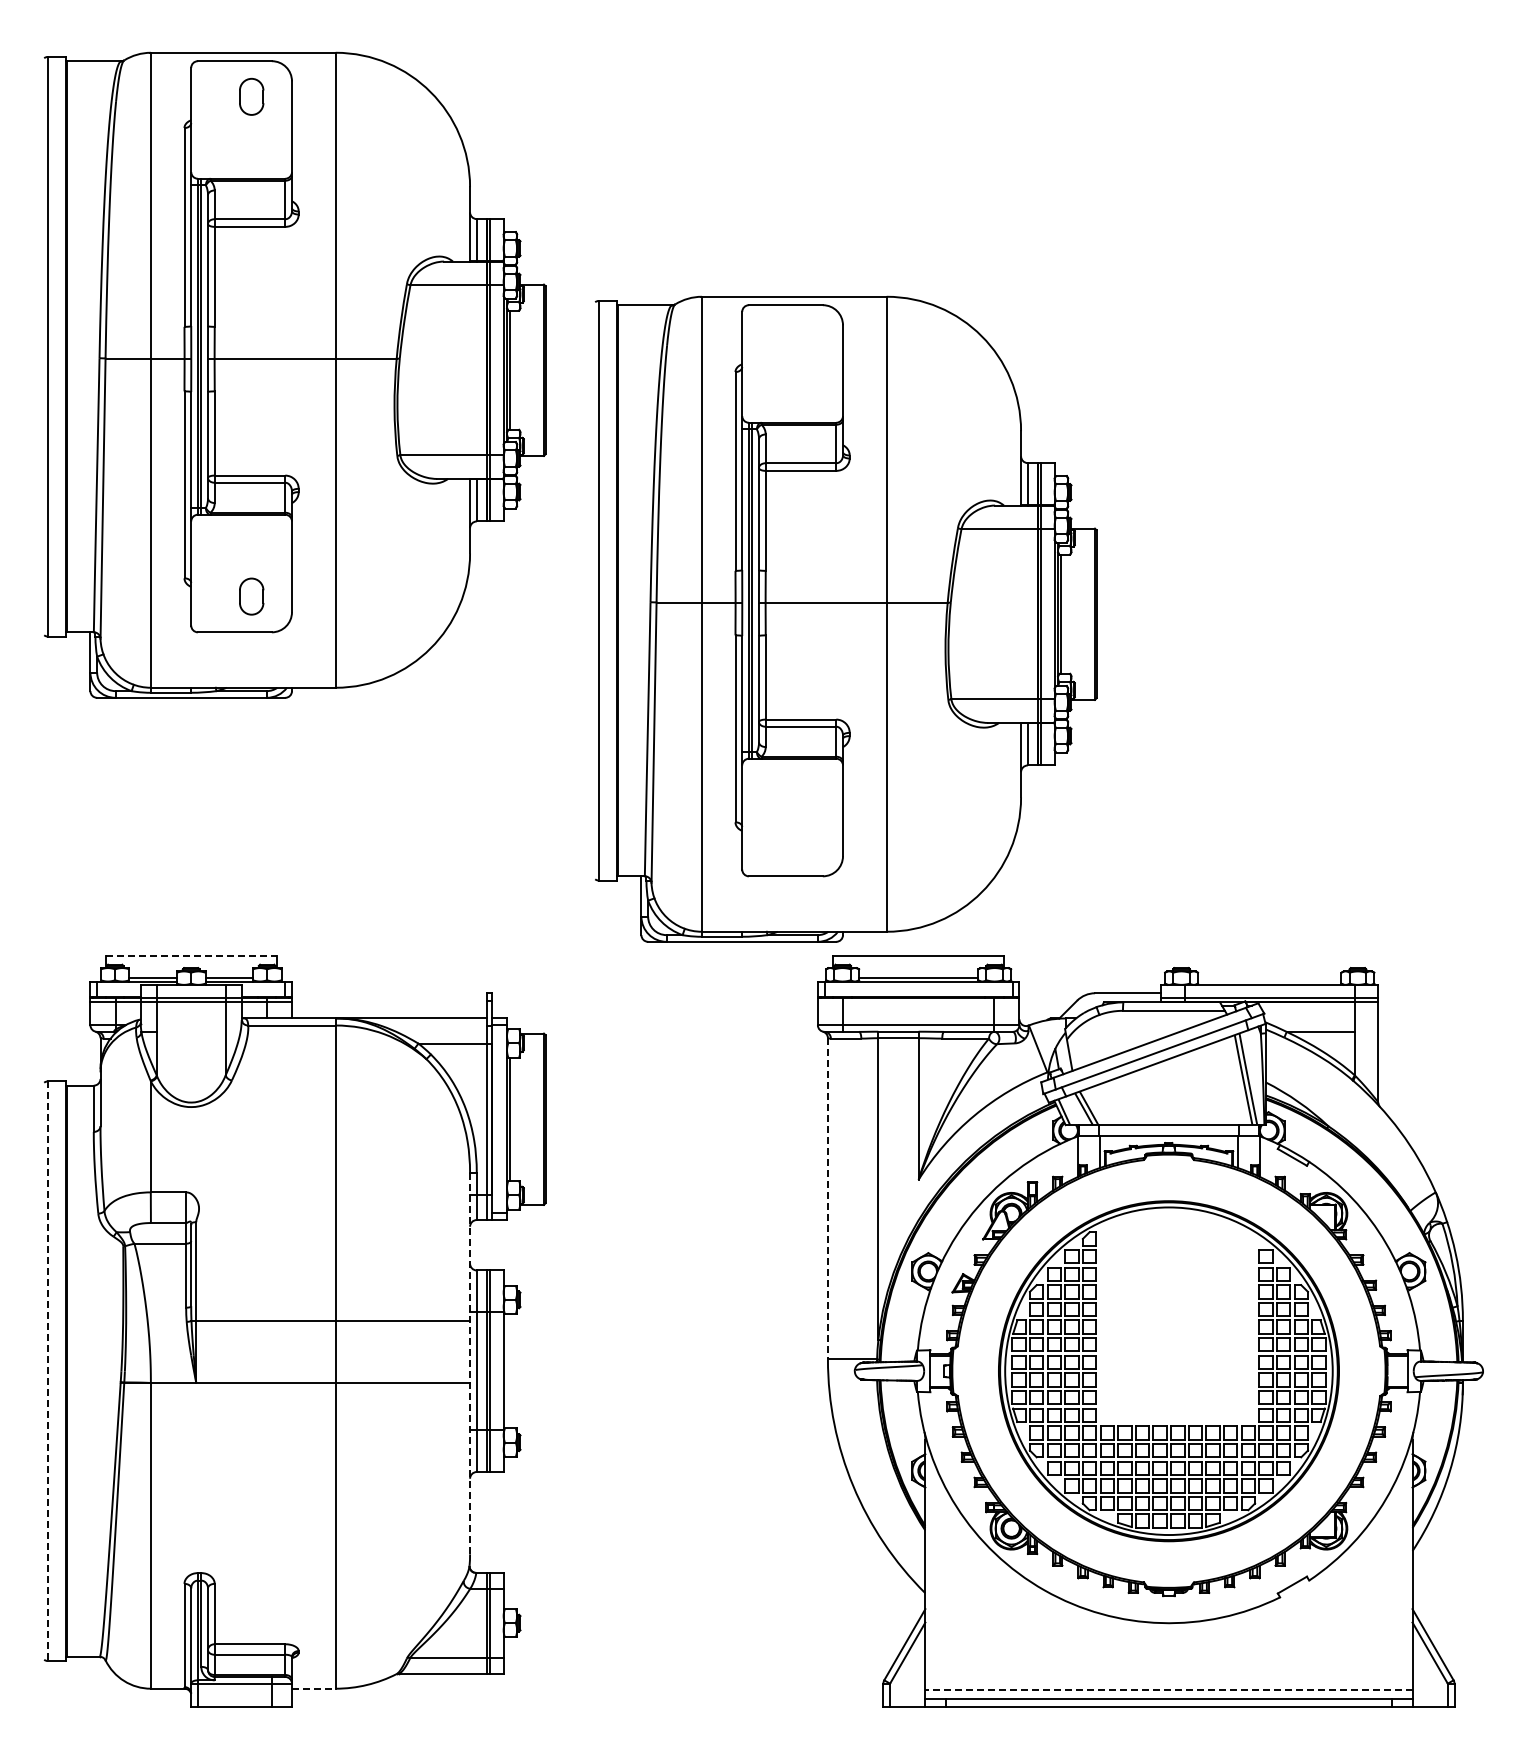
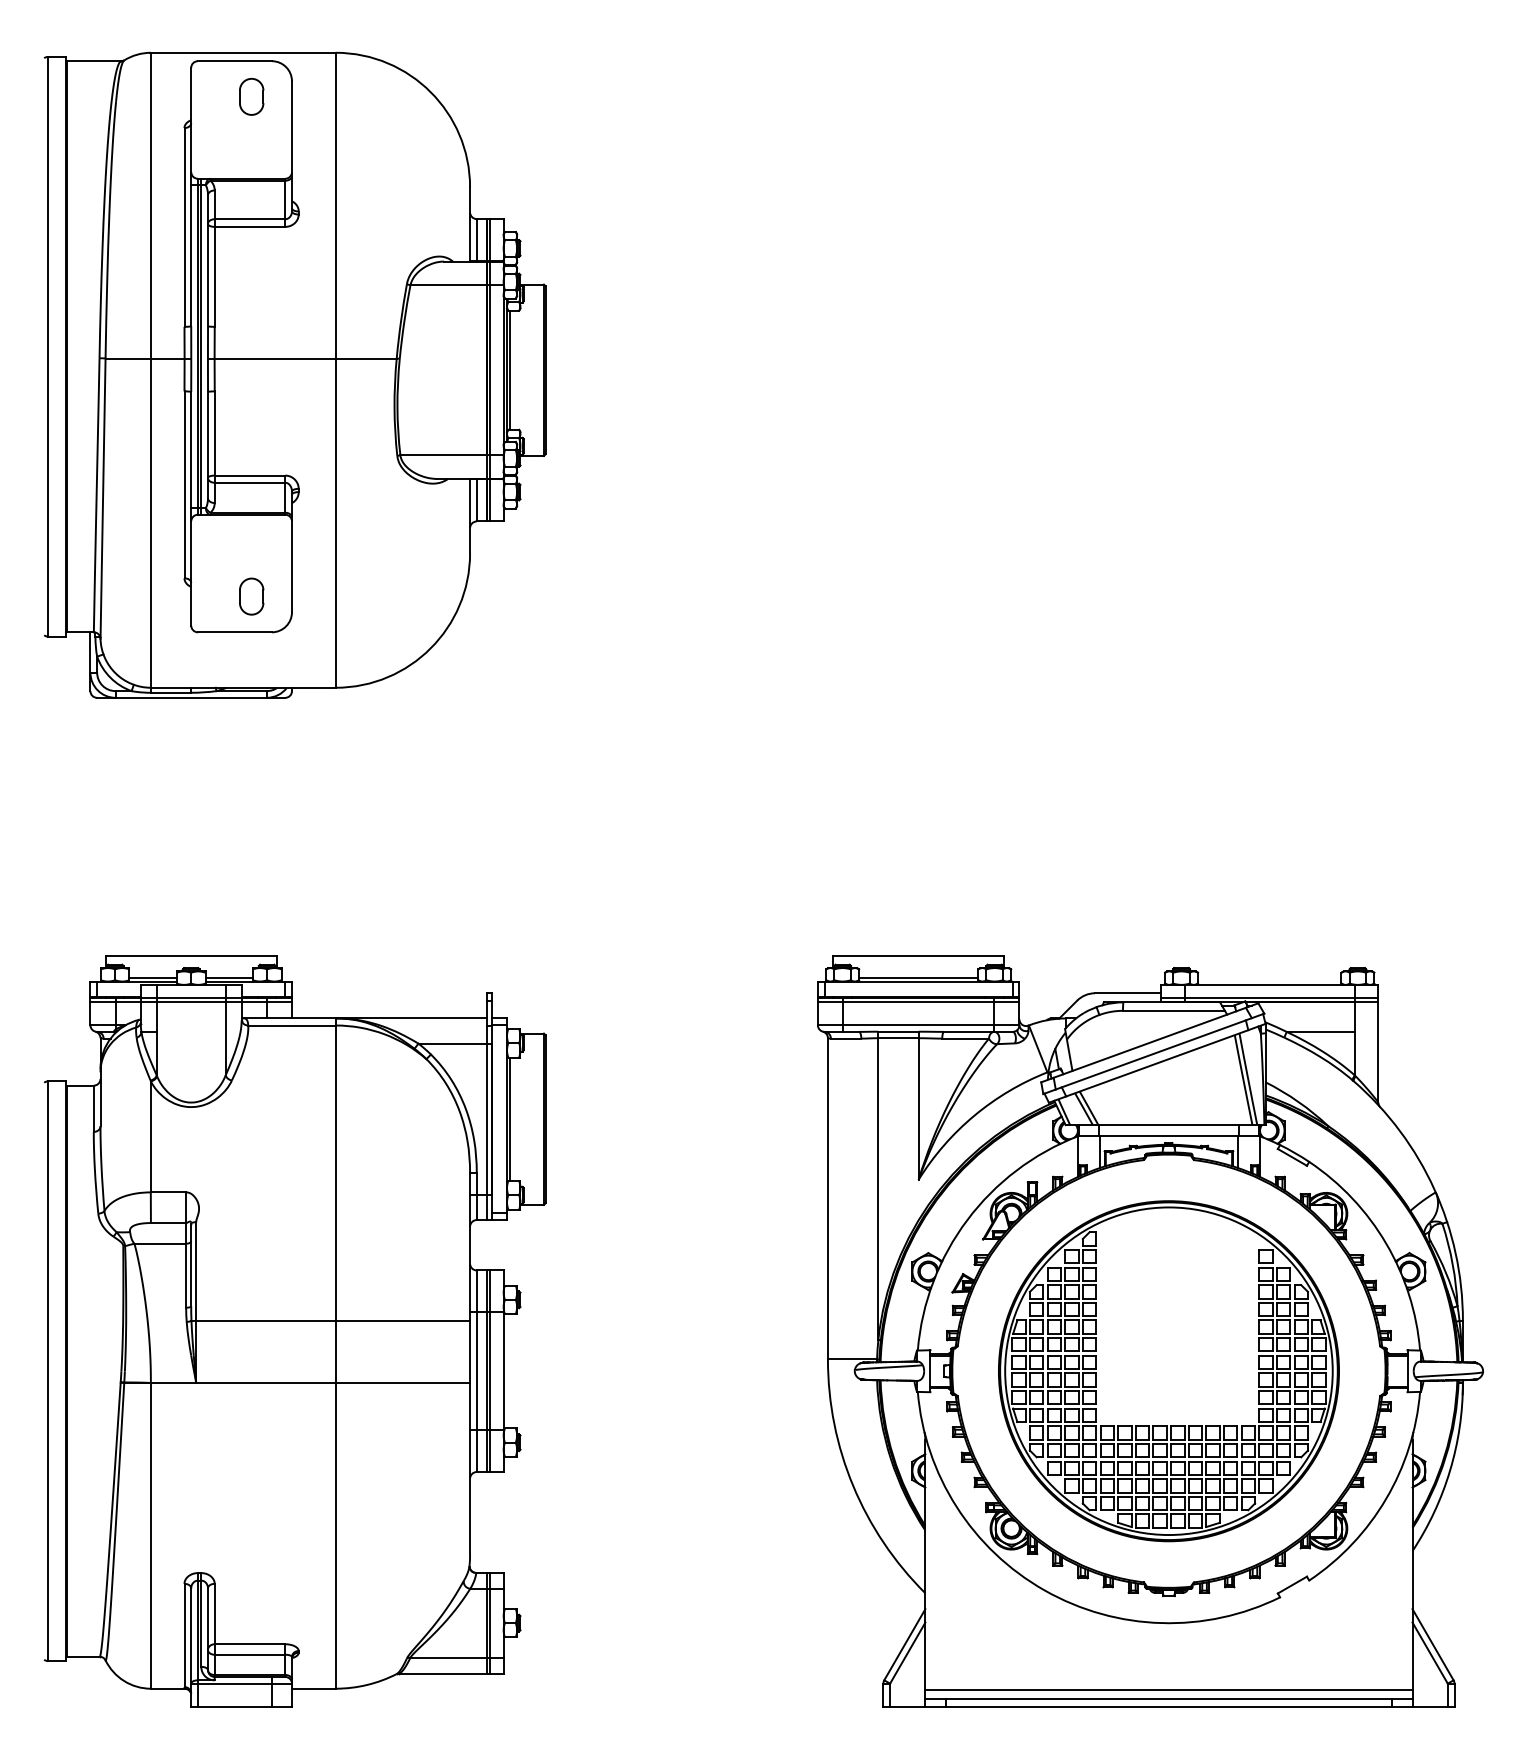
part: present -> none (845, 618)
line: dashed -> solid (191, 956)
line: none -> present (918, 1001)
line: dashed -> solid (827, 1198)
line: dashed -> solid (470, 1363)
line: dashed -> solid (47, 1371)
line: dashed -> solid (313, 1688)
line: dashed -> solid (1168, 1690)
